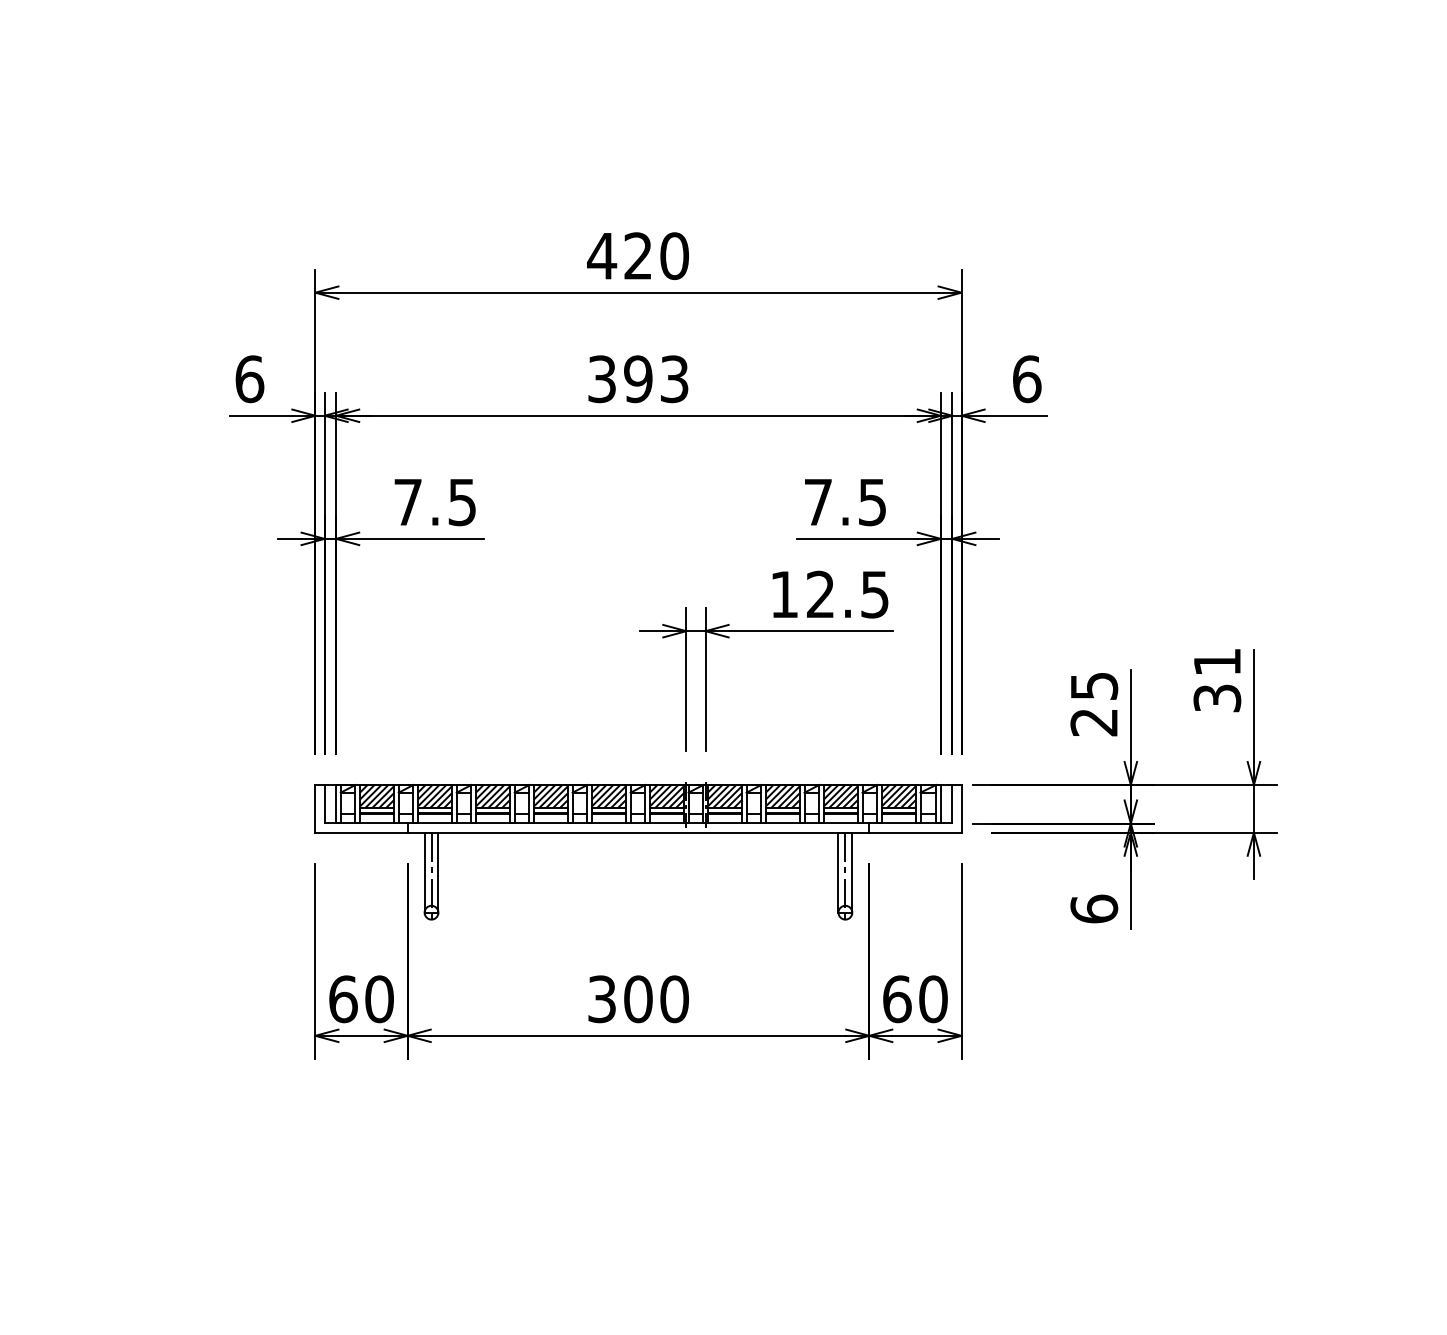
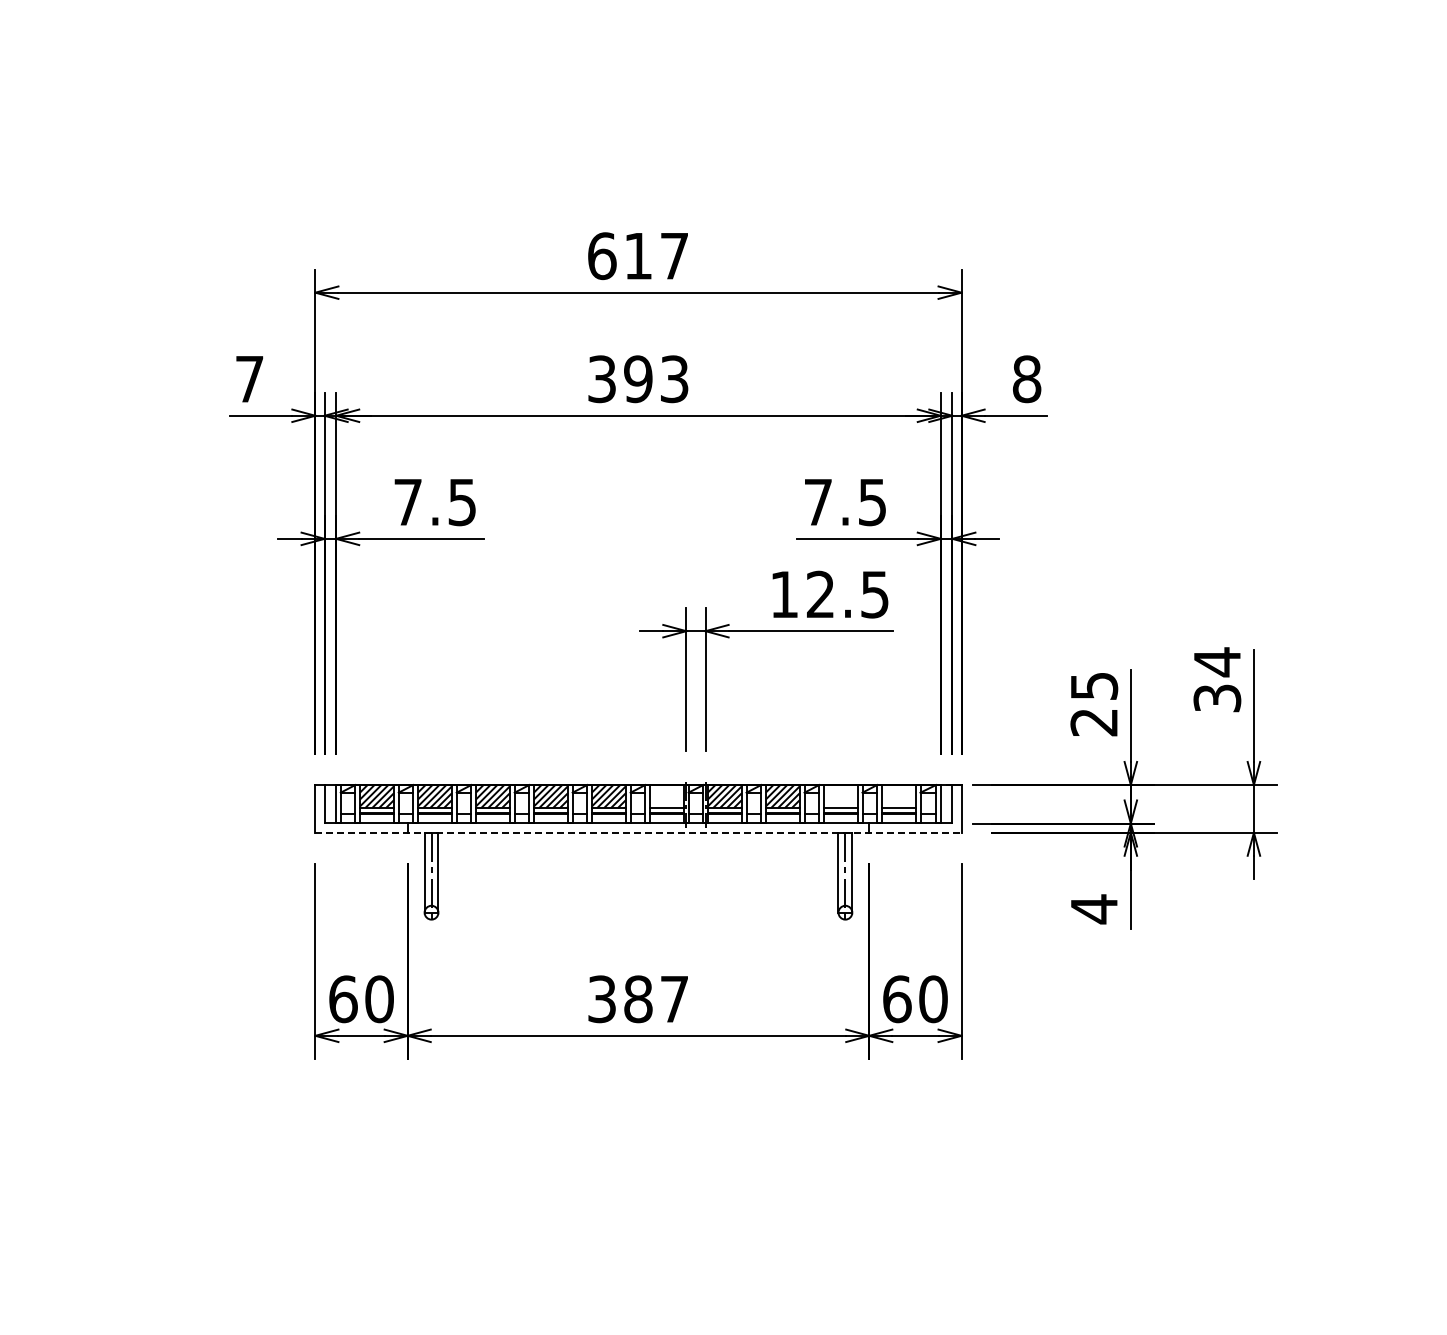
text: 420 -> 617 (637, 256)
text: 6 -> 7 (249, 379)
text: 6 -> 8 (1027, 379)
text: 31 -> 34 (1217, 662)
hatch: present -> none (666, 796)
hatch: present -> none (840, 796)
hatch: present -> none (898, 796)
line: solid -> dashed (638, 832)
text: 6 -> 4 (1094, 909)
text: 300 -> 387 (656, 999)
